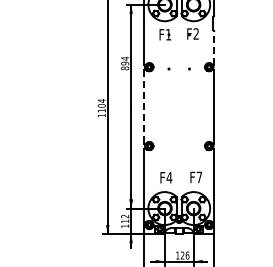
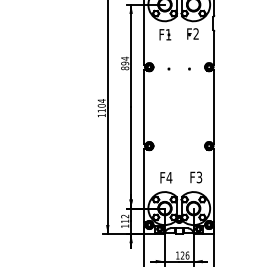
line: dashed -> solid (214, 47)
line: dashed -> solid (144, 106)
text: F7 -> F3 (199, 177)
